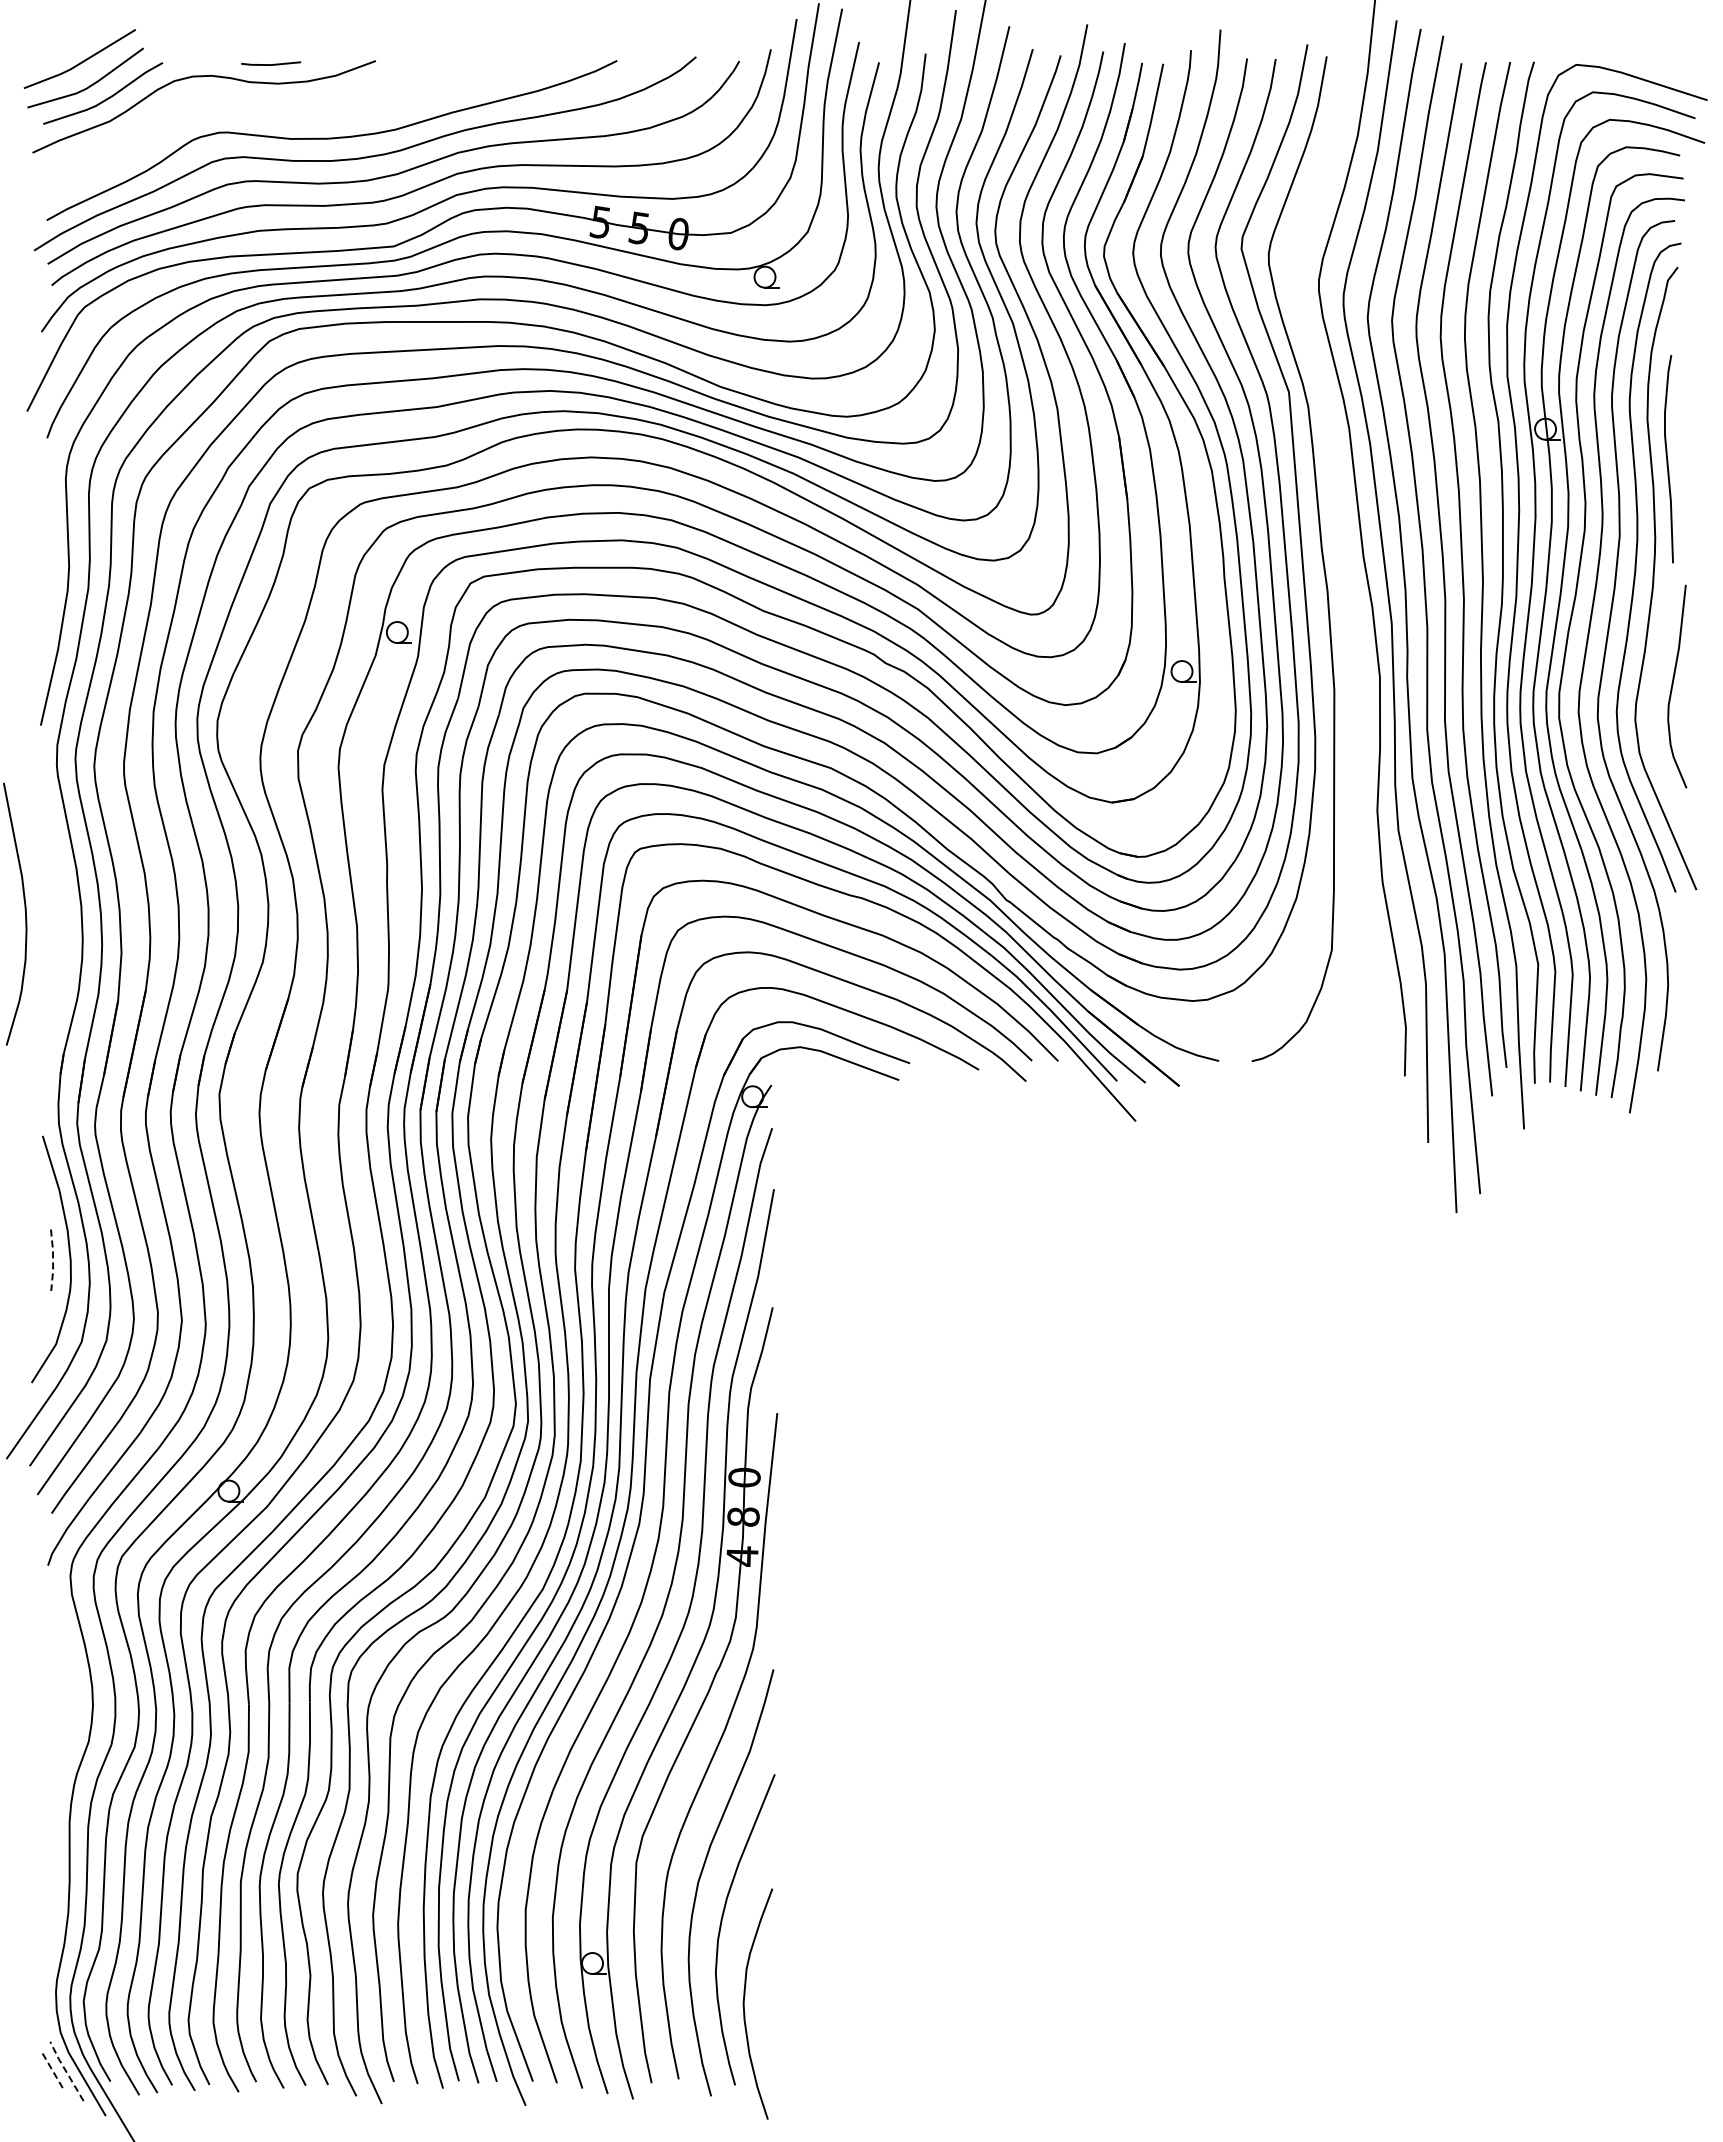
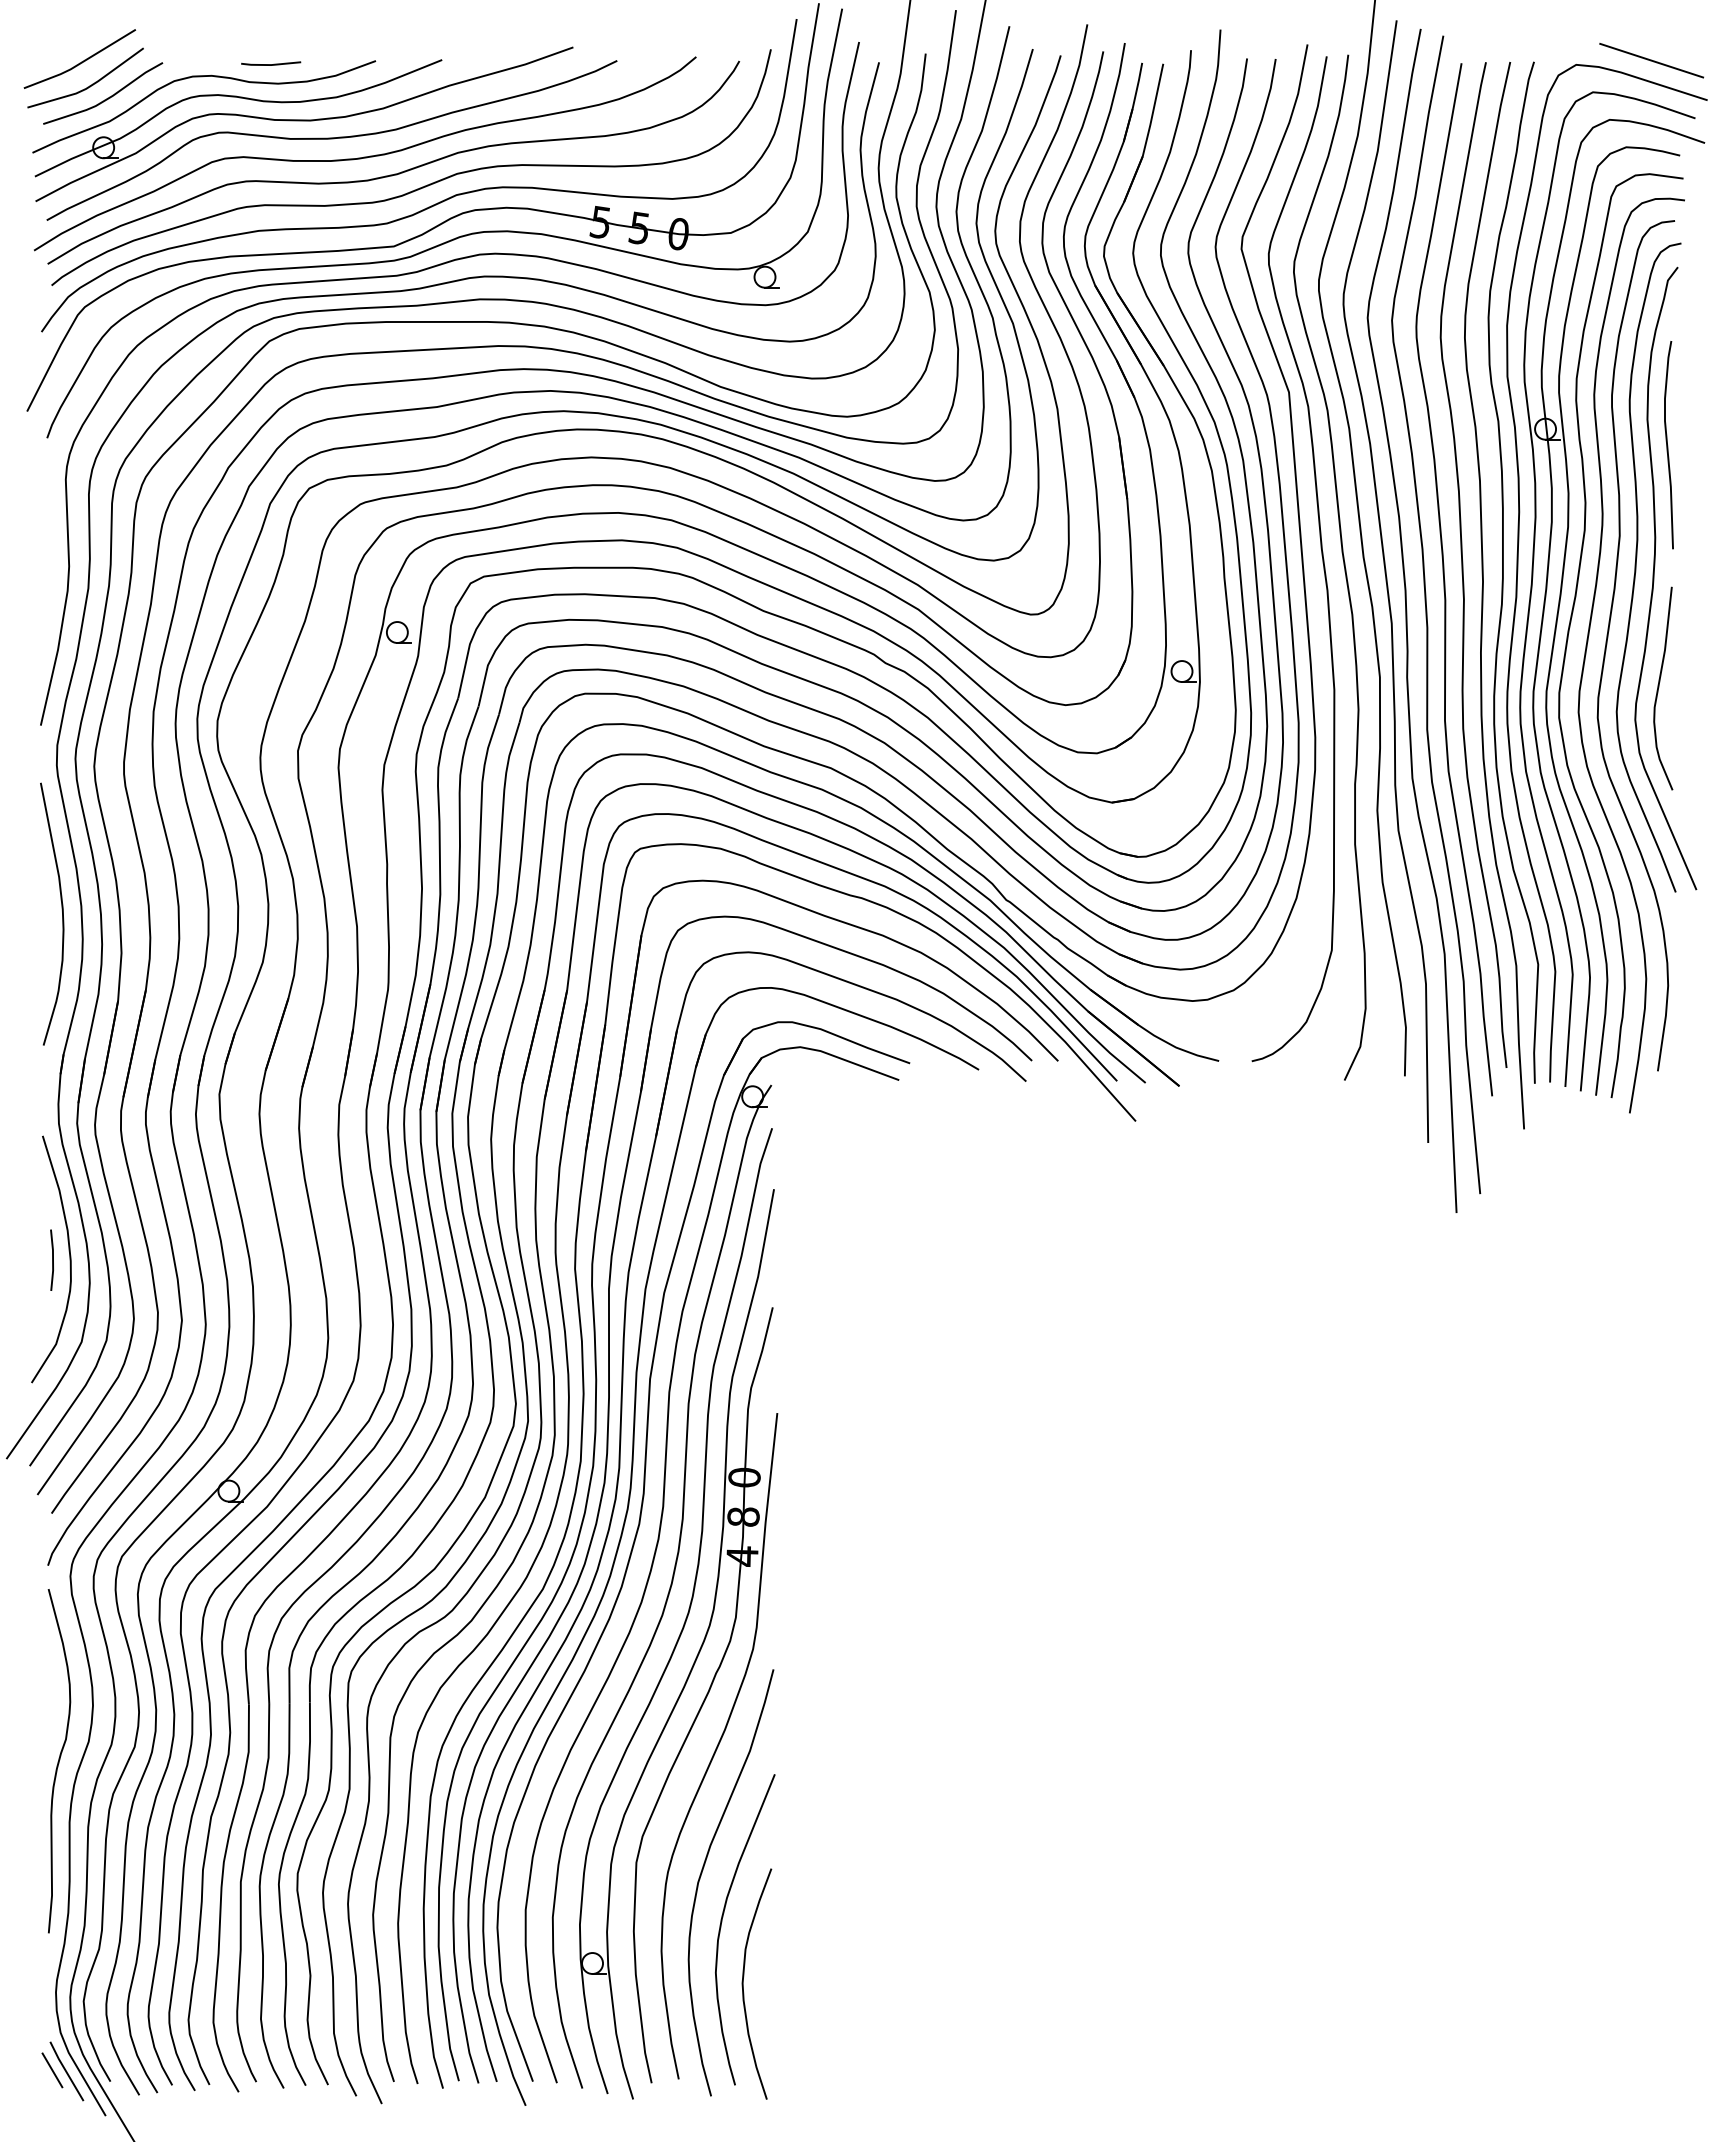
line: none -> present (1651, 60)
part: none -> present (303, 123)
curve position: (1668, 459) -> (1668, 445) (1668, 445)
curve: none -> present (1343, 565)
curve position: (1673, 685) -> (1659, 687) (1659, 687)
curve position: (24, 909) -> (61, 909) (61, 909)
line: dashed -> solid (53, 1260)
curve: none -> present (59, 1761)
curve position: (744, 2003) -> (743, 1983) (743, 1983)
line: dashed -> solid (52, 2069)
line: dashed -> solid (65, 2070)
